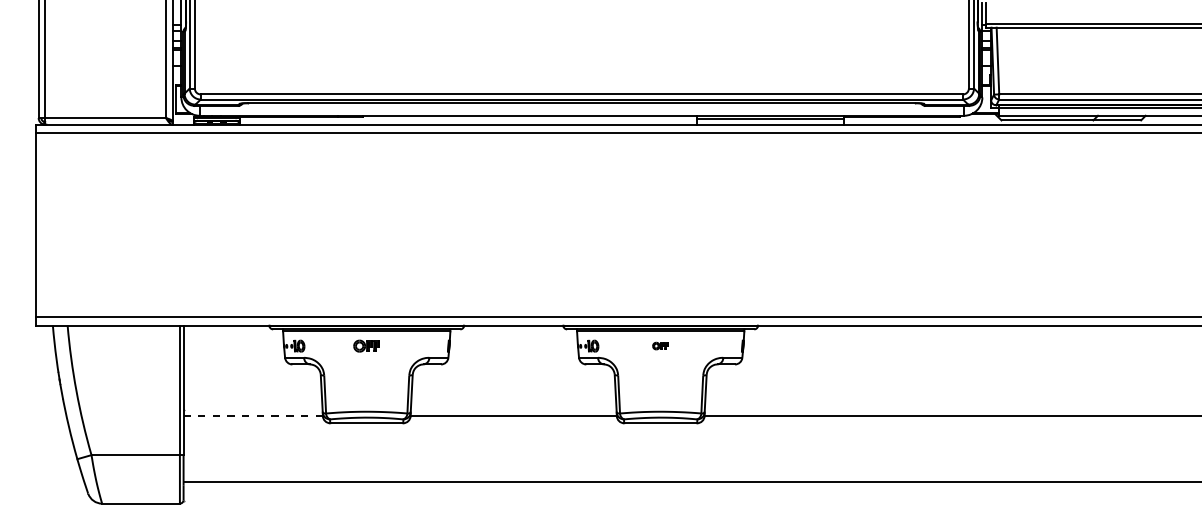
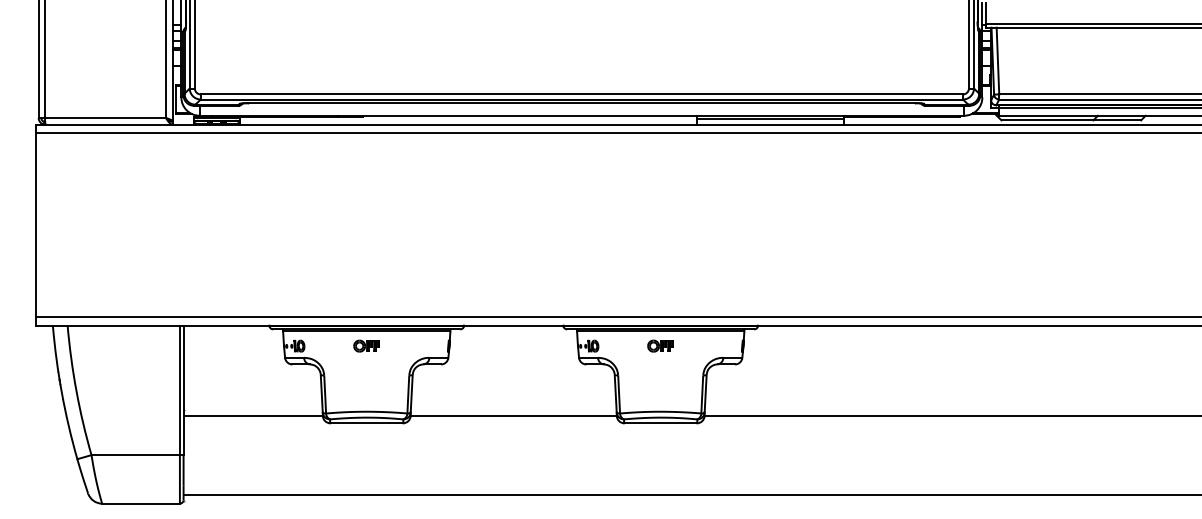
part size: 17x10 px -> 27x14 px (660, 345)
line: dashed -> solid (253, 415)
line position: (690, 481) -> (690, 494) (690, 494)
